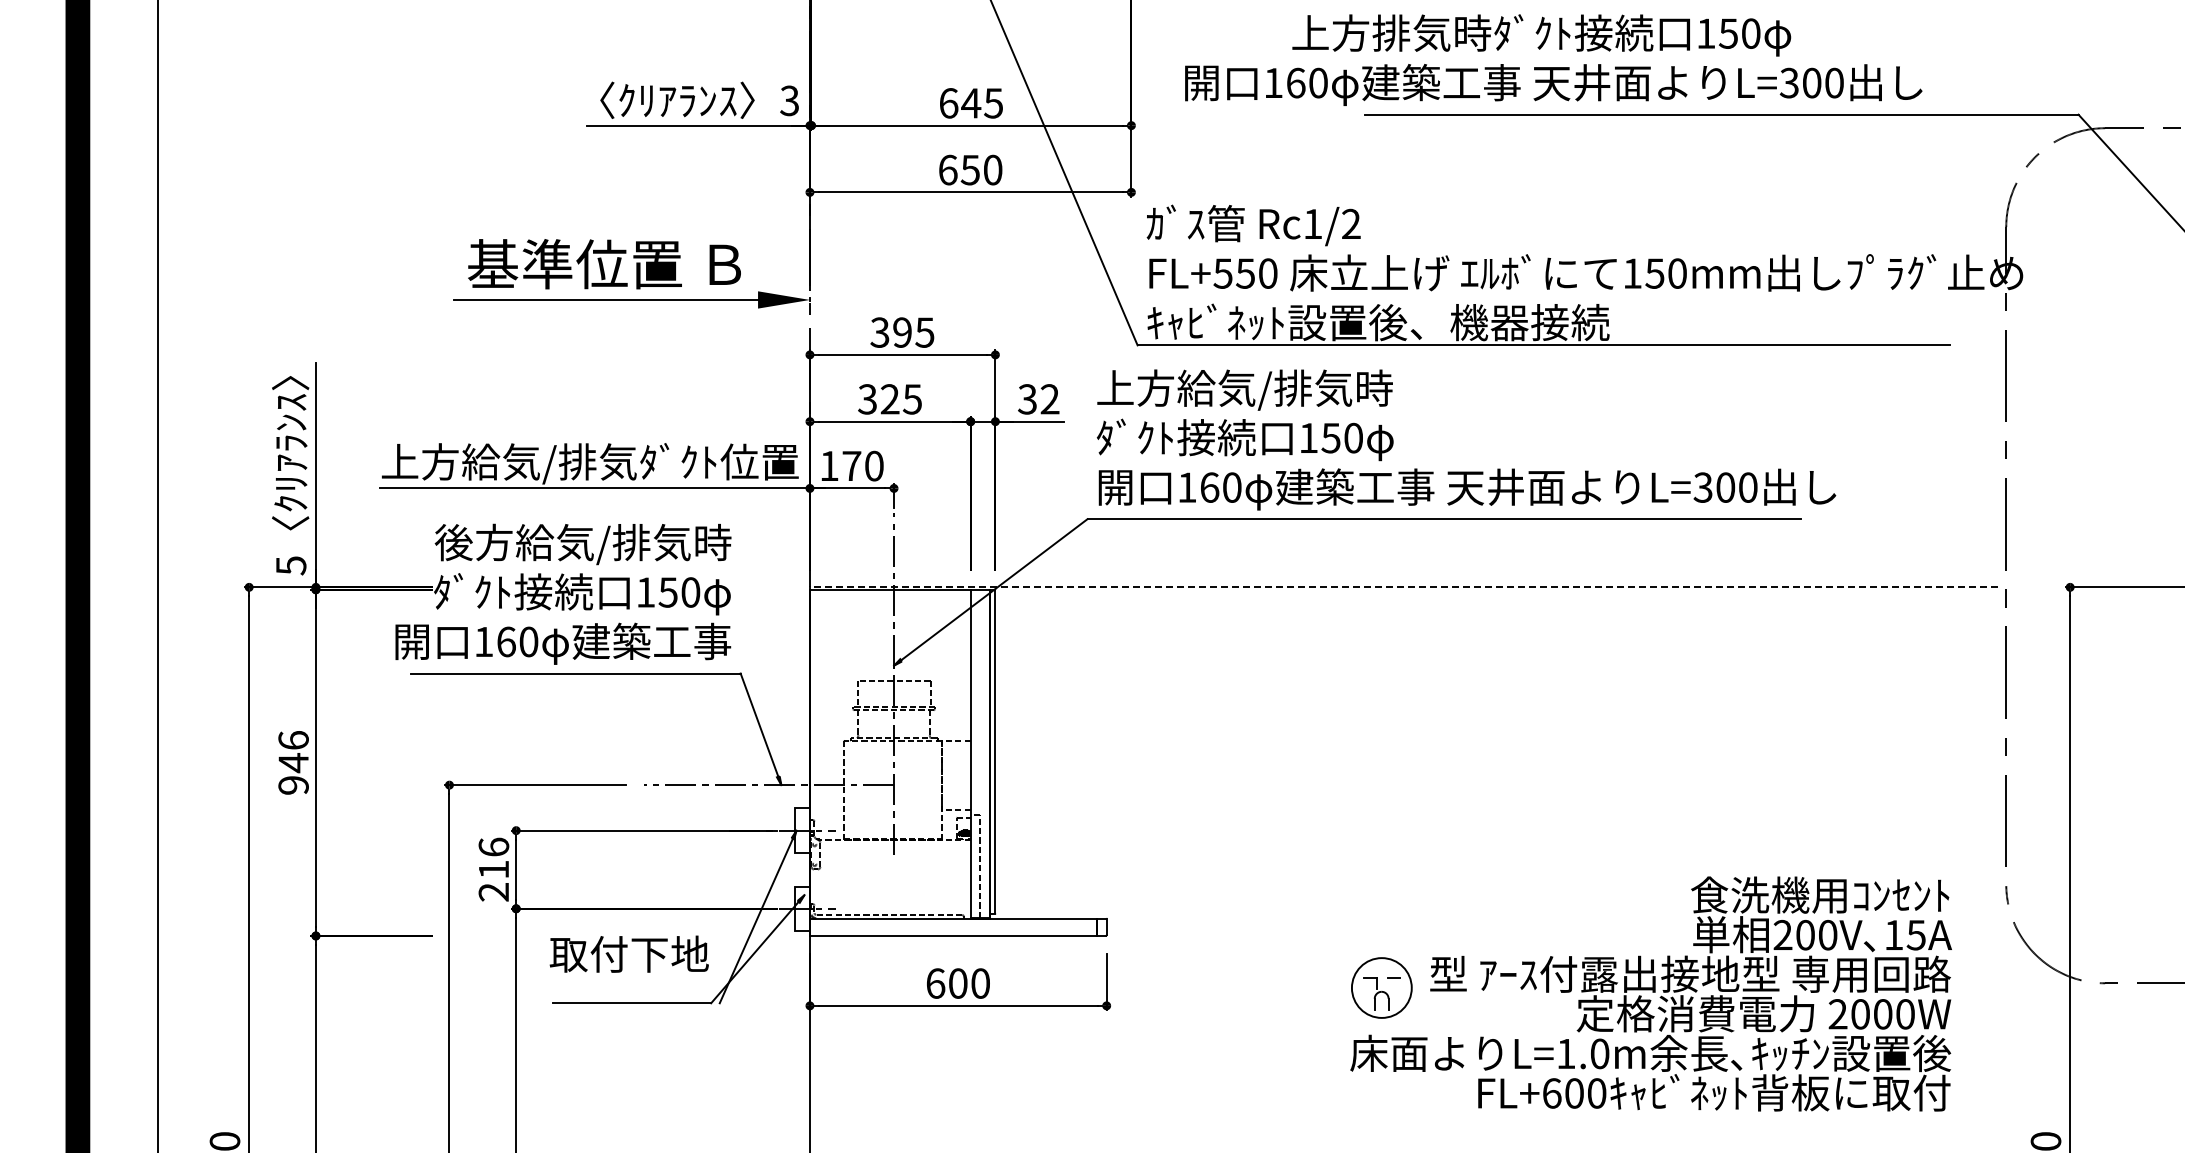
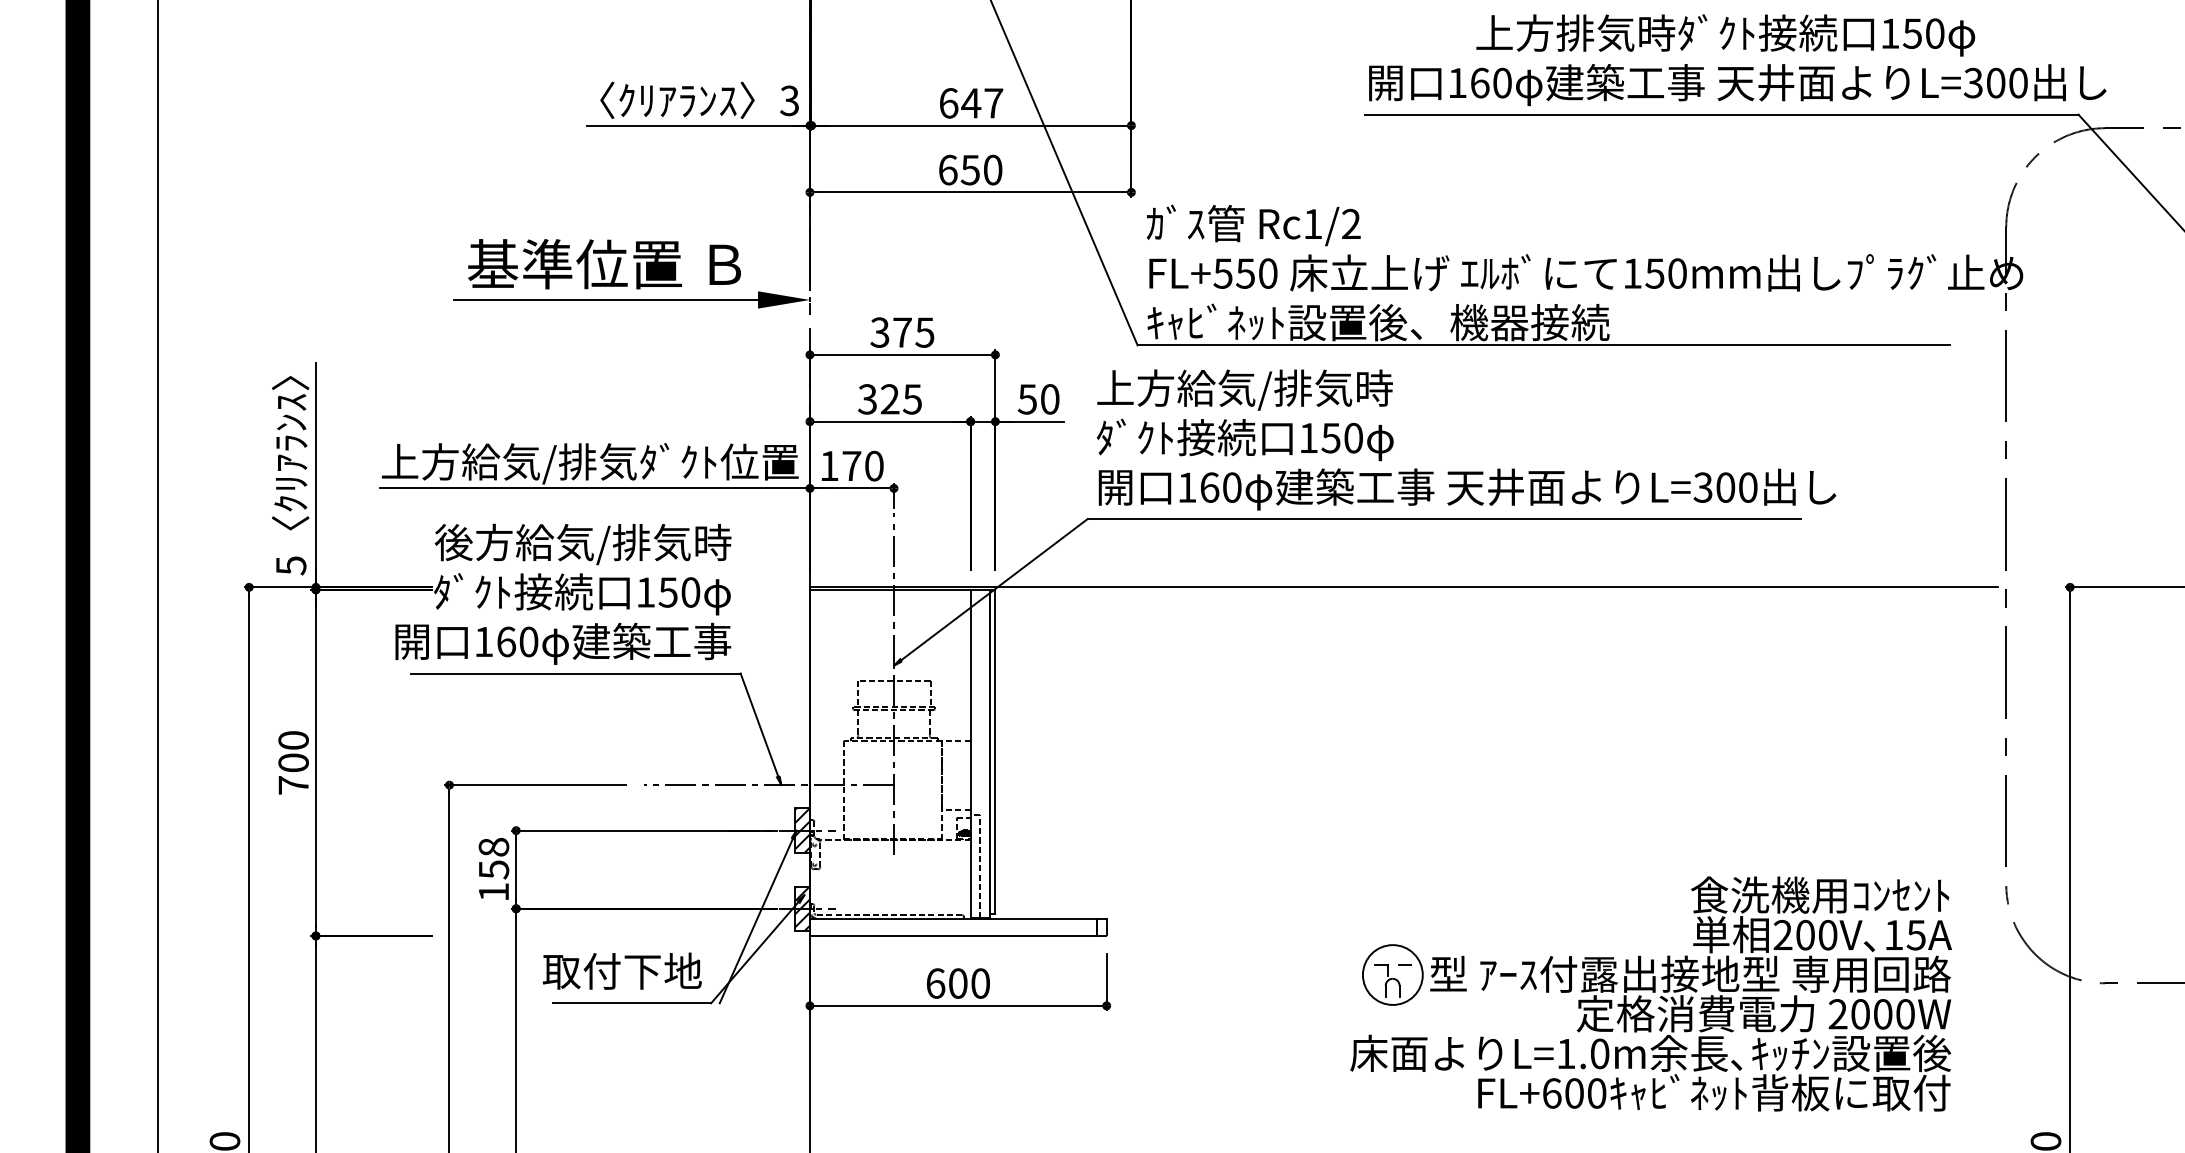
text position: (1553, 59) -> (1737, 59) (1737, 59)
text: 645 -> 647 (993, 103)
text: 395 -> 375 (902, 332)
text: 32 -> 50 (1038, 399)
line: dashed -> solid (1403, 587)
text: 946 -> 700 (293, 762)
hatch: none -> present (802, 830)
text: 216 -> 158 (493, 869)
hatch: none -> present (802, 908)
text position: (628, 953) -> (621, 970) (621, 970)
part position: (1381, 987) -> (1392, 974) (1392, 974)
